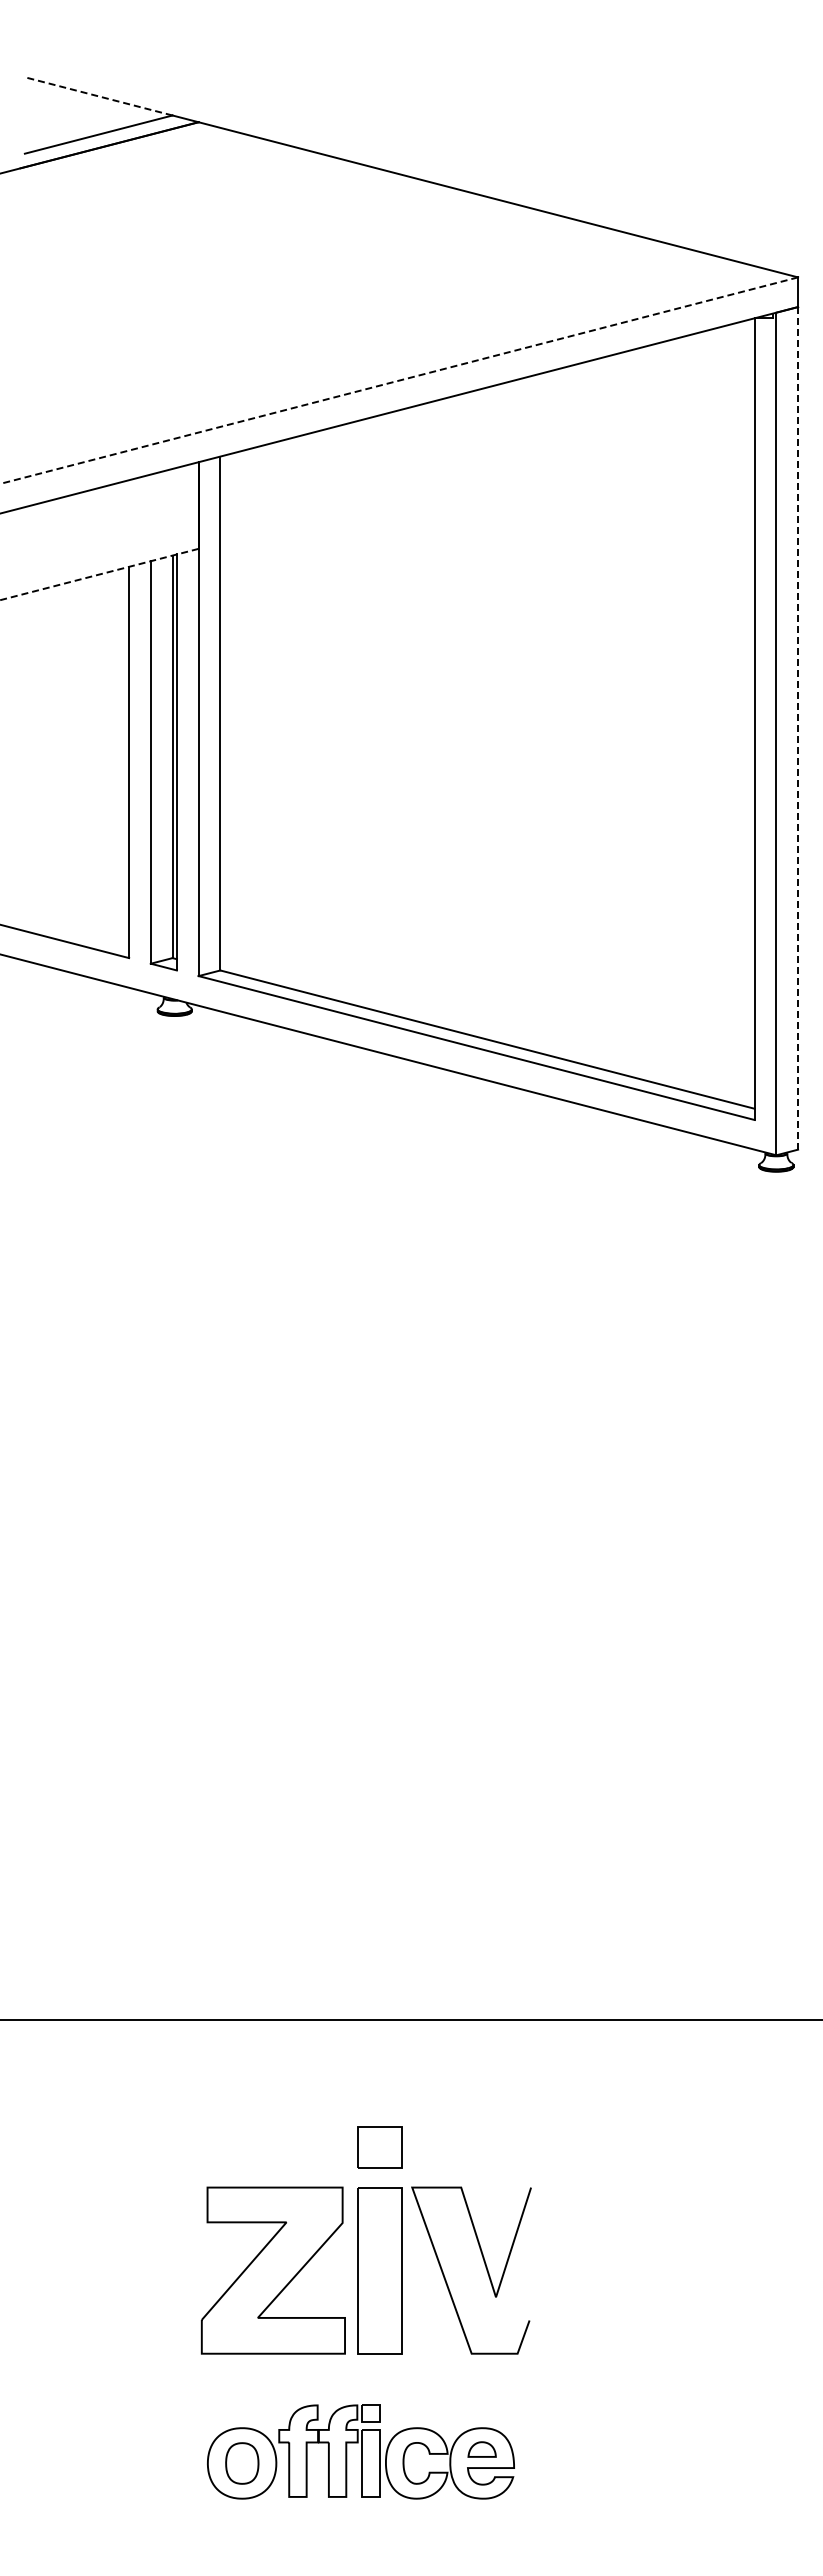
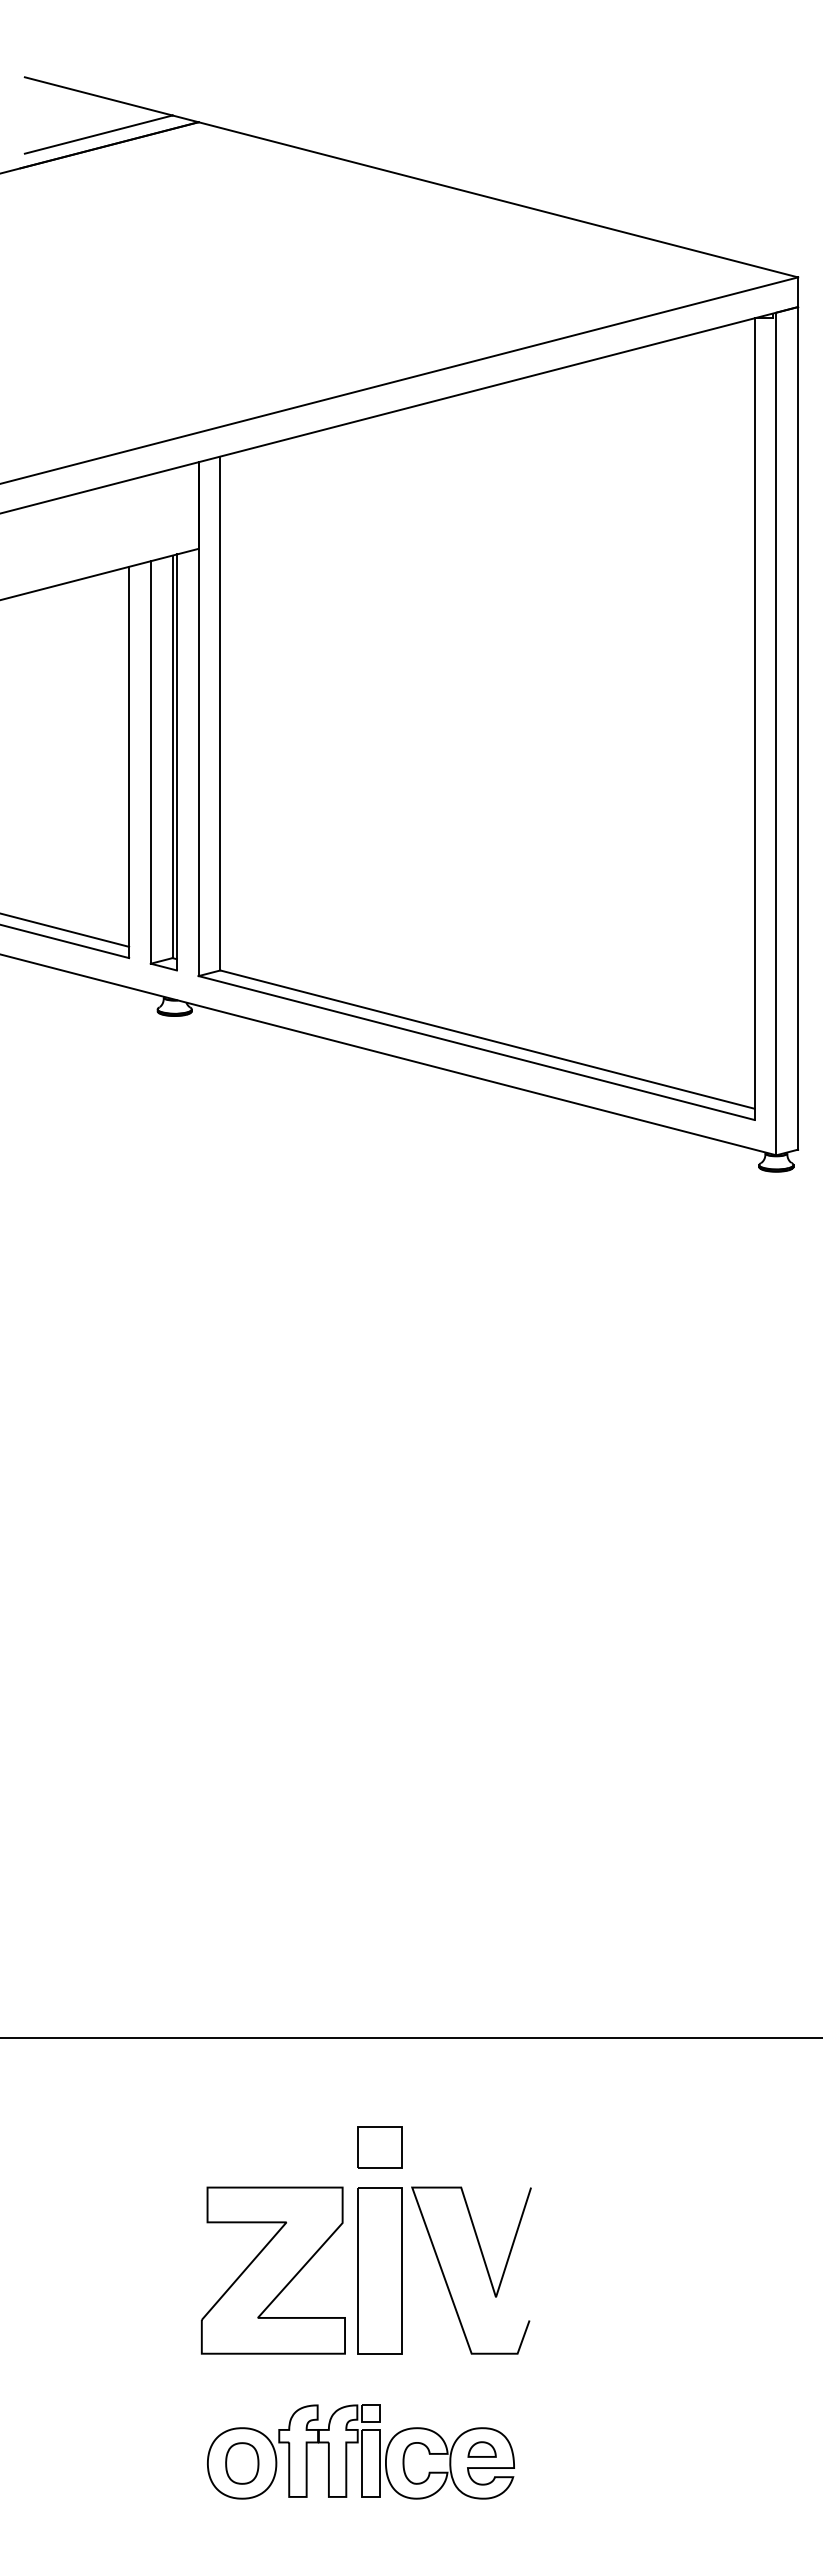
line: dashed -> solid (98, 96)
line: dashed -> solid (399, 380)
line: dashed -> solid (98, 574)
line: dashed -> solid (798, 727)
line: none -> present (65, 929)
line position: (410, 2020) -> (410, 2038) (410, 2038)
